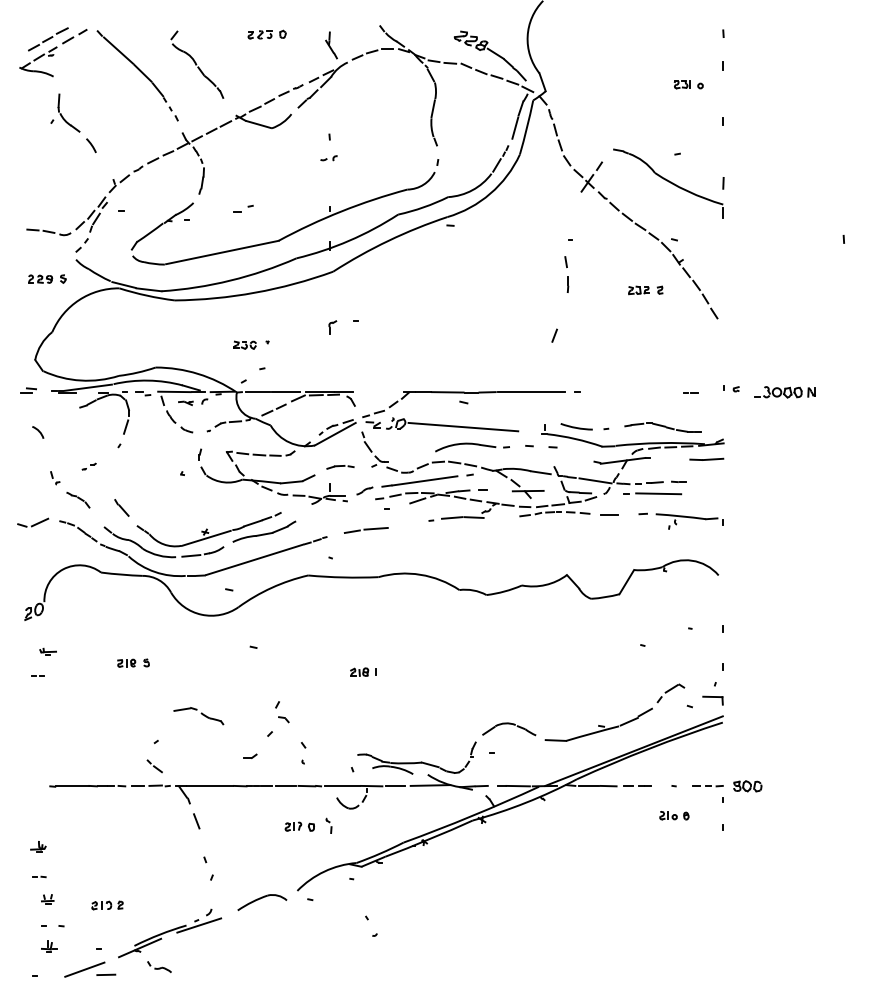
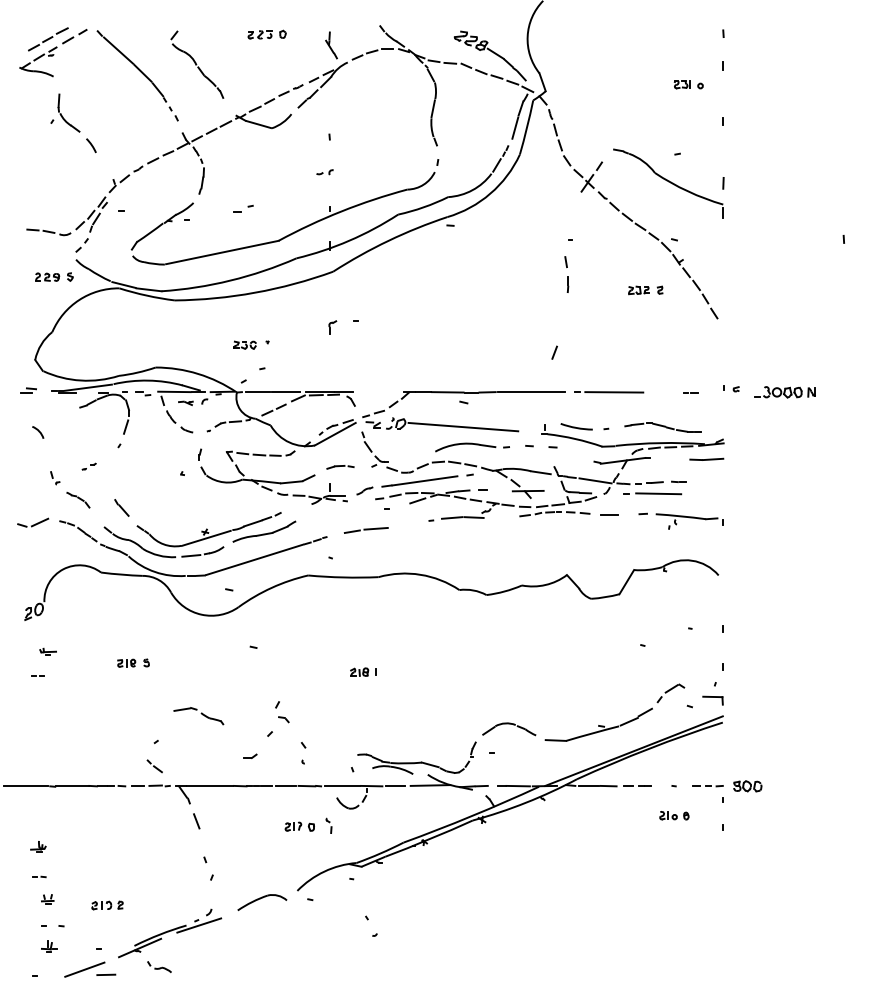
part position: (328, 158) -> (324, 172) (324, 172)
part position: (47, 278) -> (54, 276) (54, 276)
line position: (554, 335) -> (554, 352) (554, 352)
line: none -> present (614, 392)
line: none -> present (26, 786)
